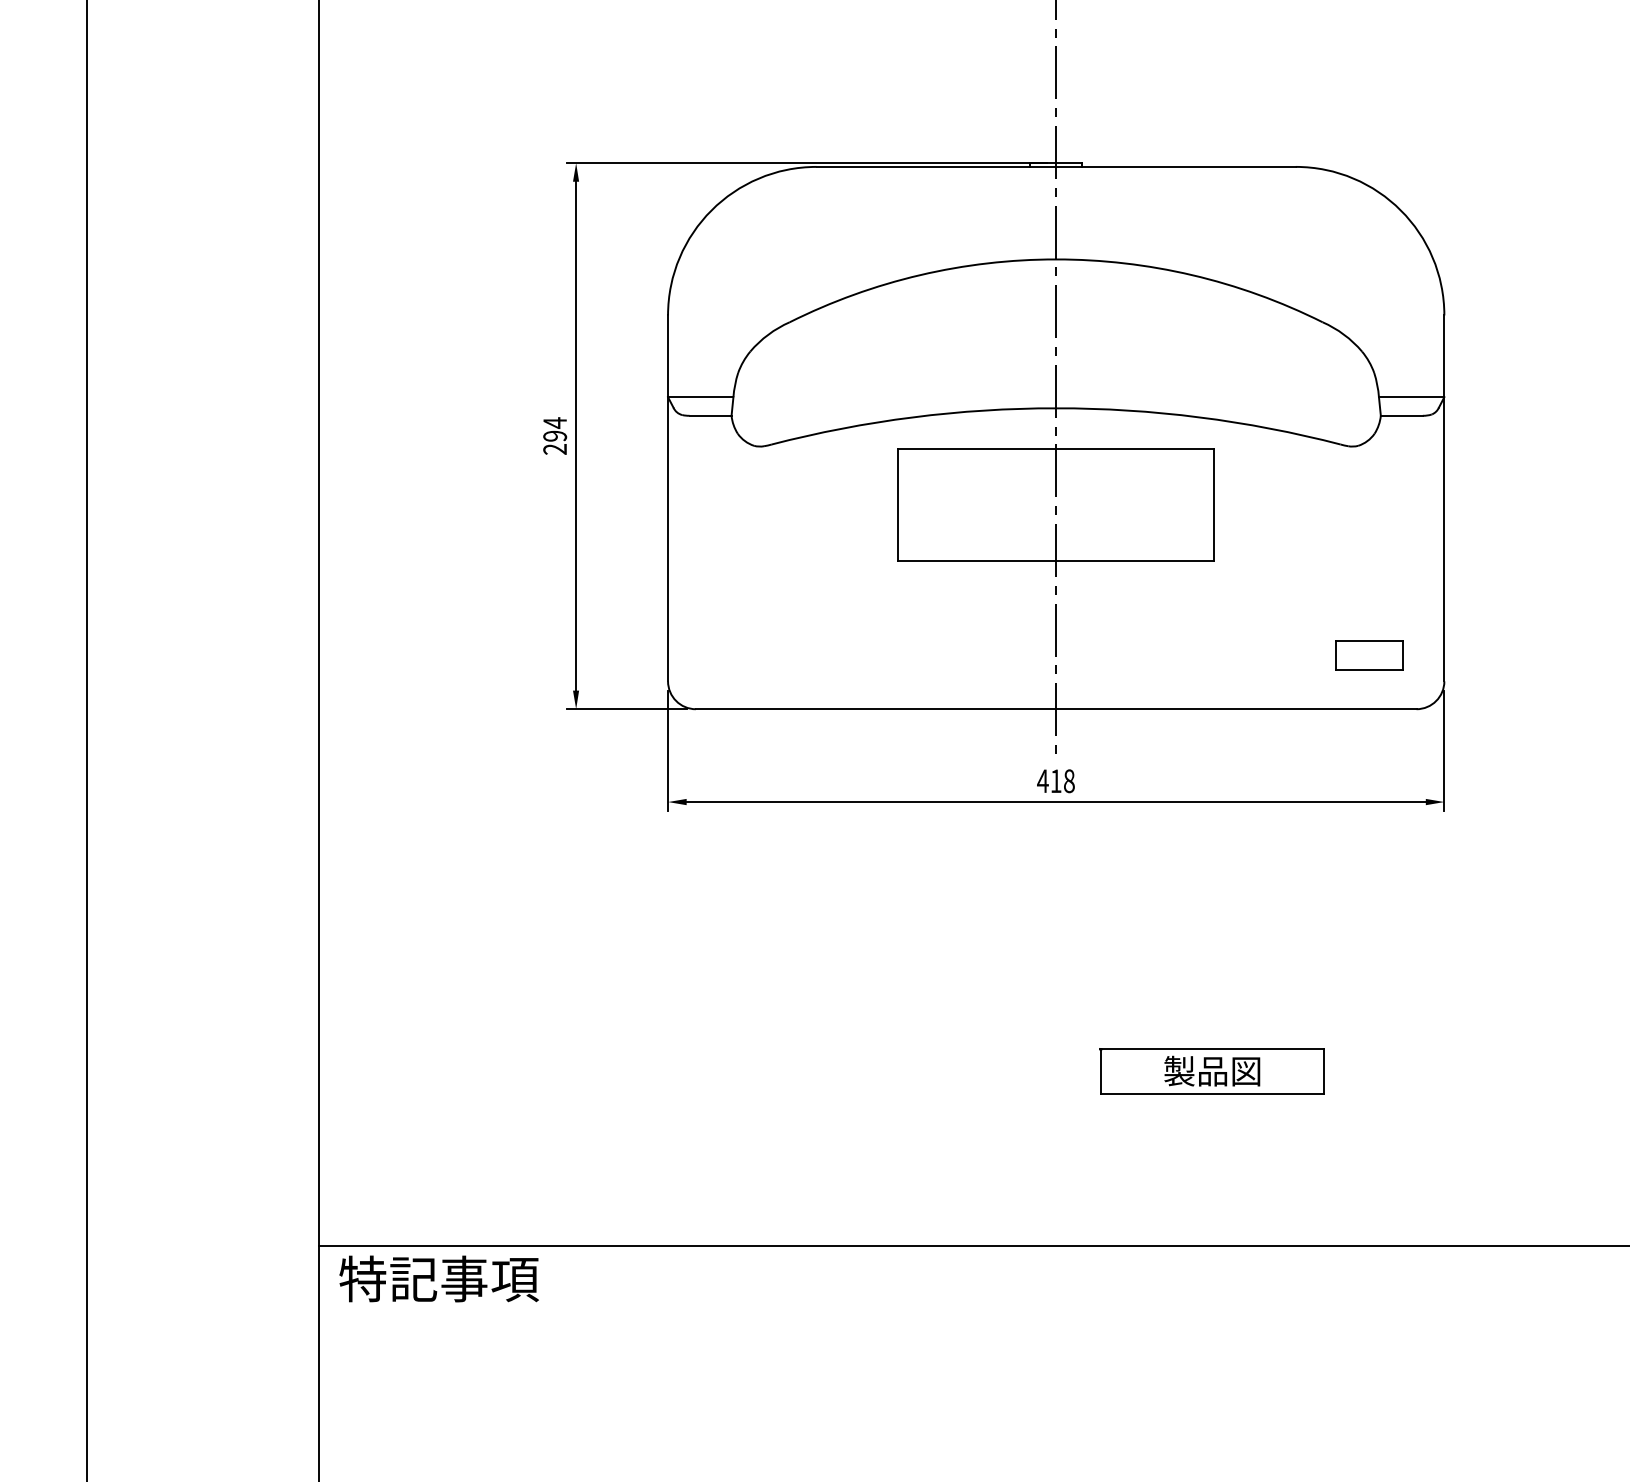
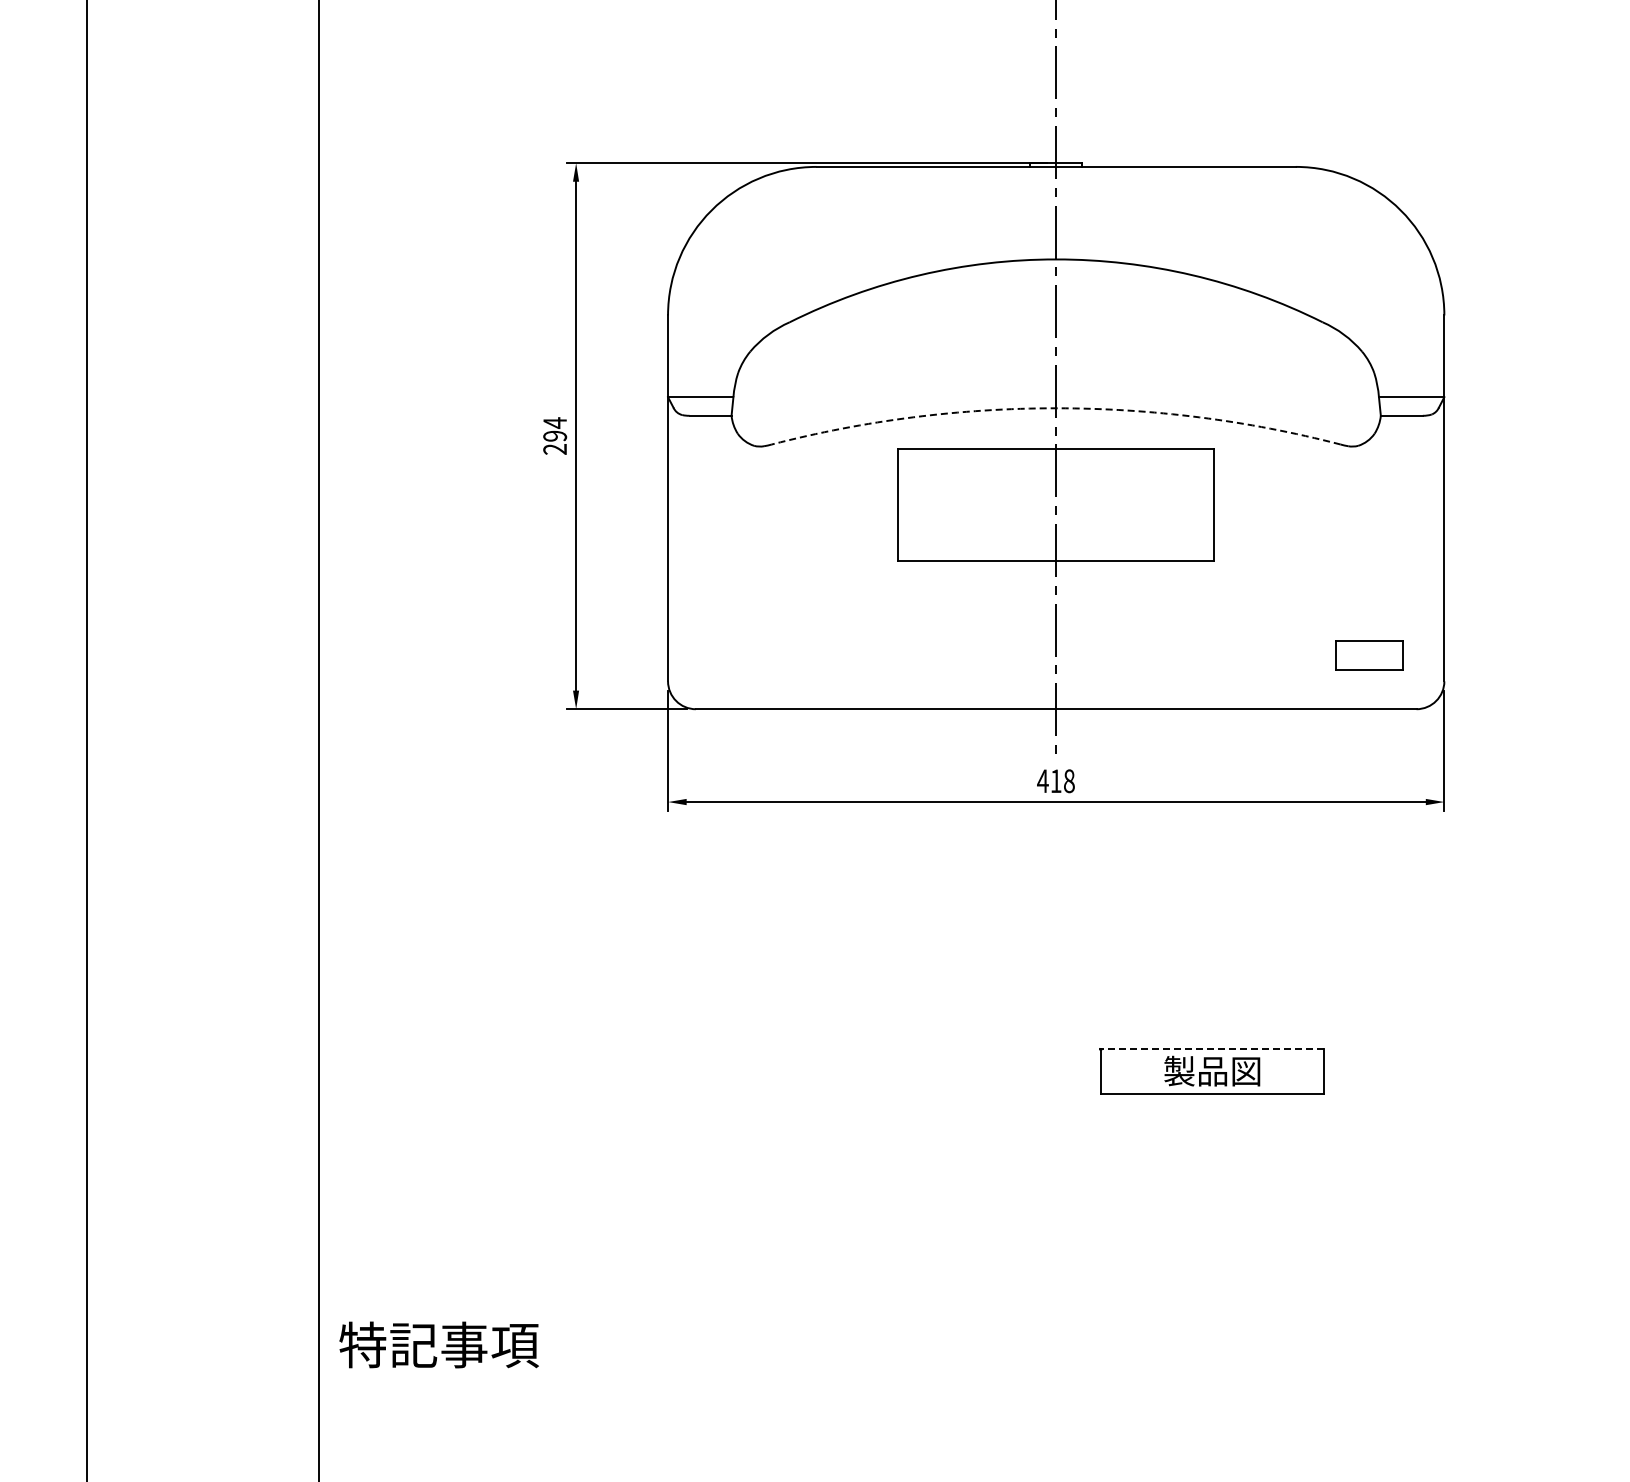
arc: solid -> dashed (1056, 408)
line: solid -> dashed (1212, 1049)
line: present -> none (972, 1245)
text position: (438, 1278) -> (438, 1344) (438, 1344)
